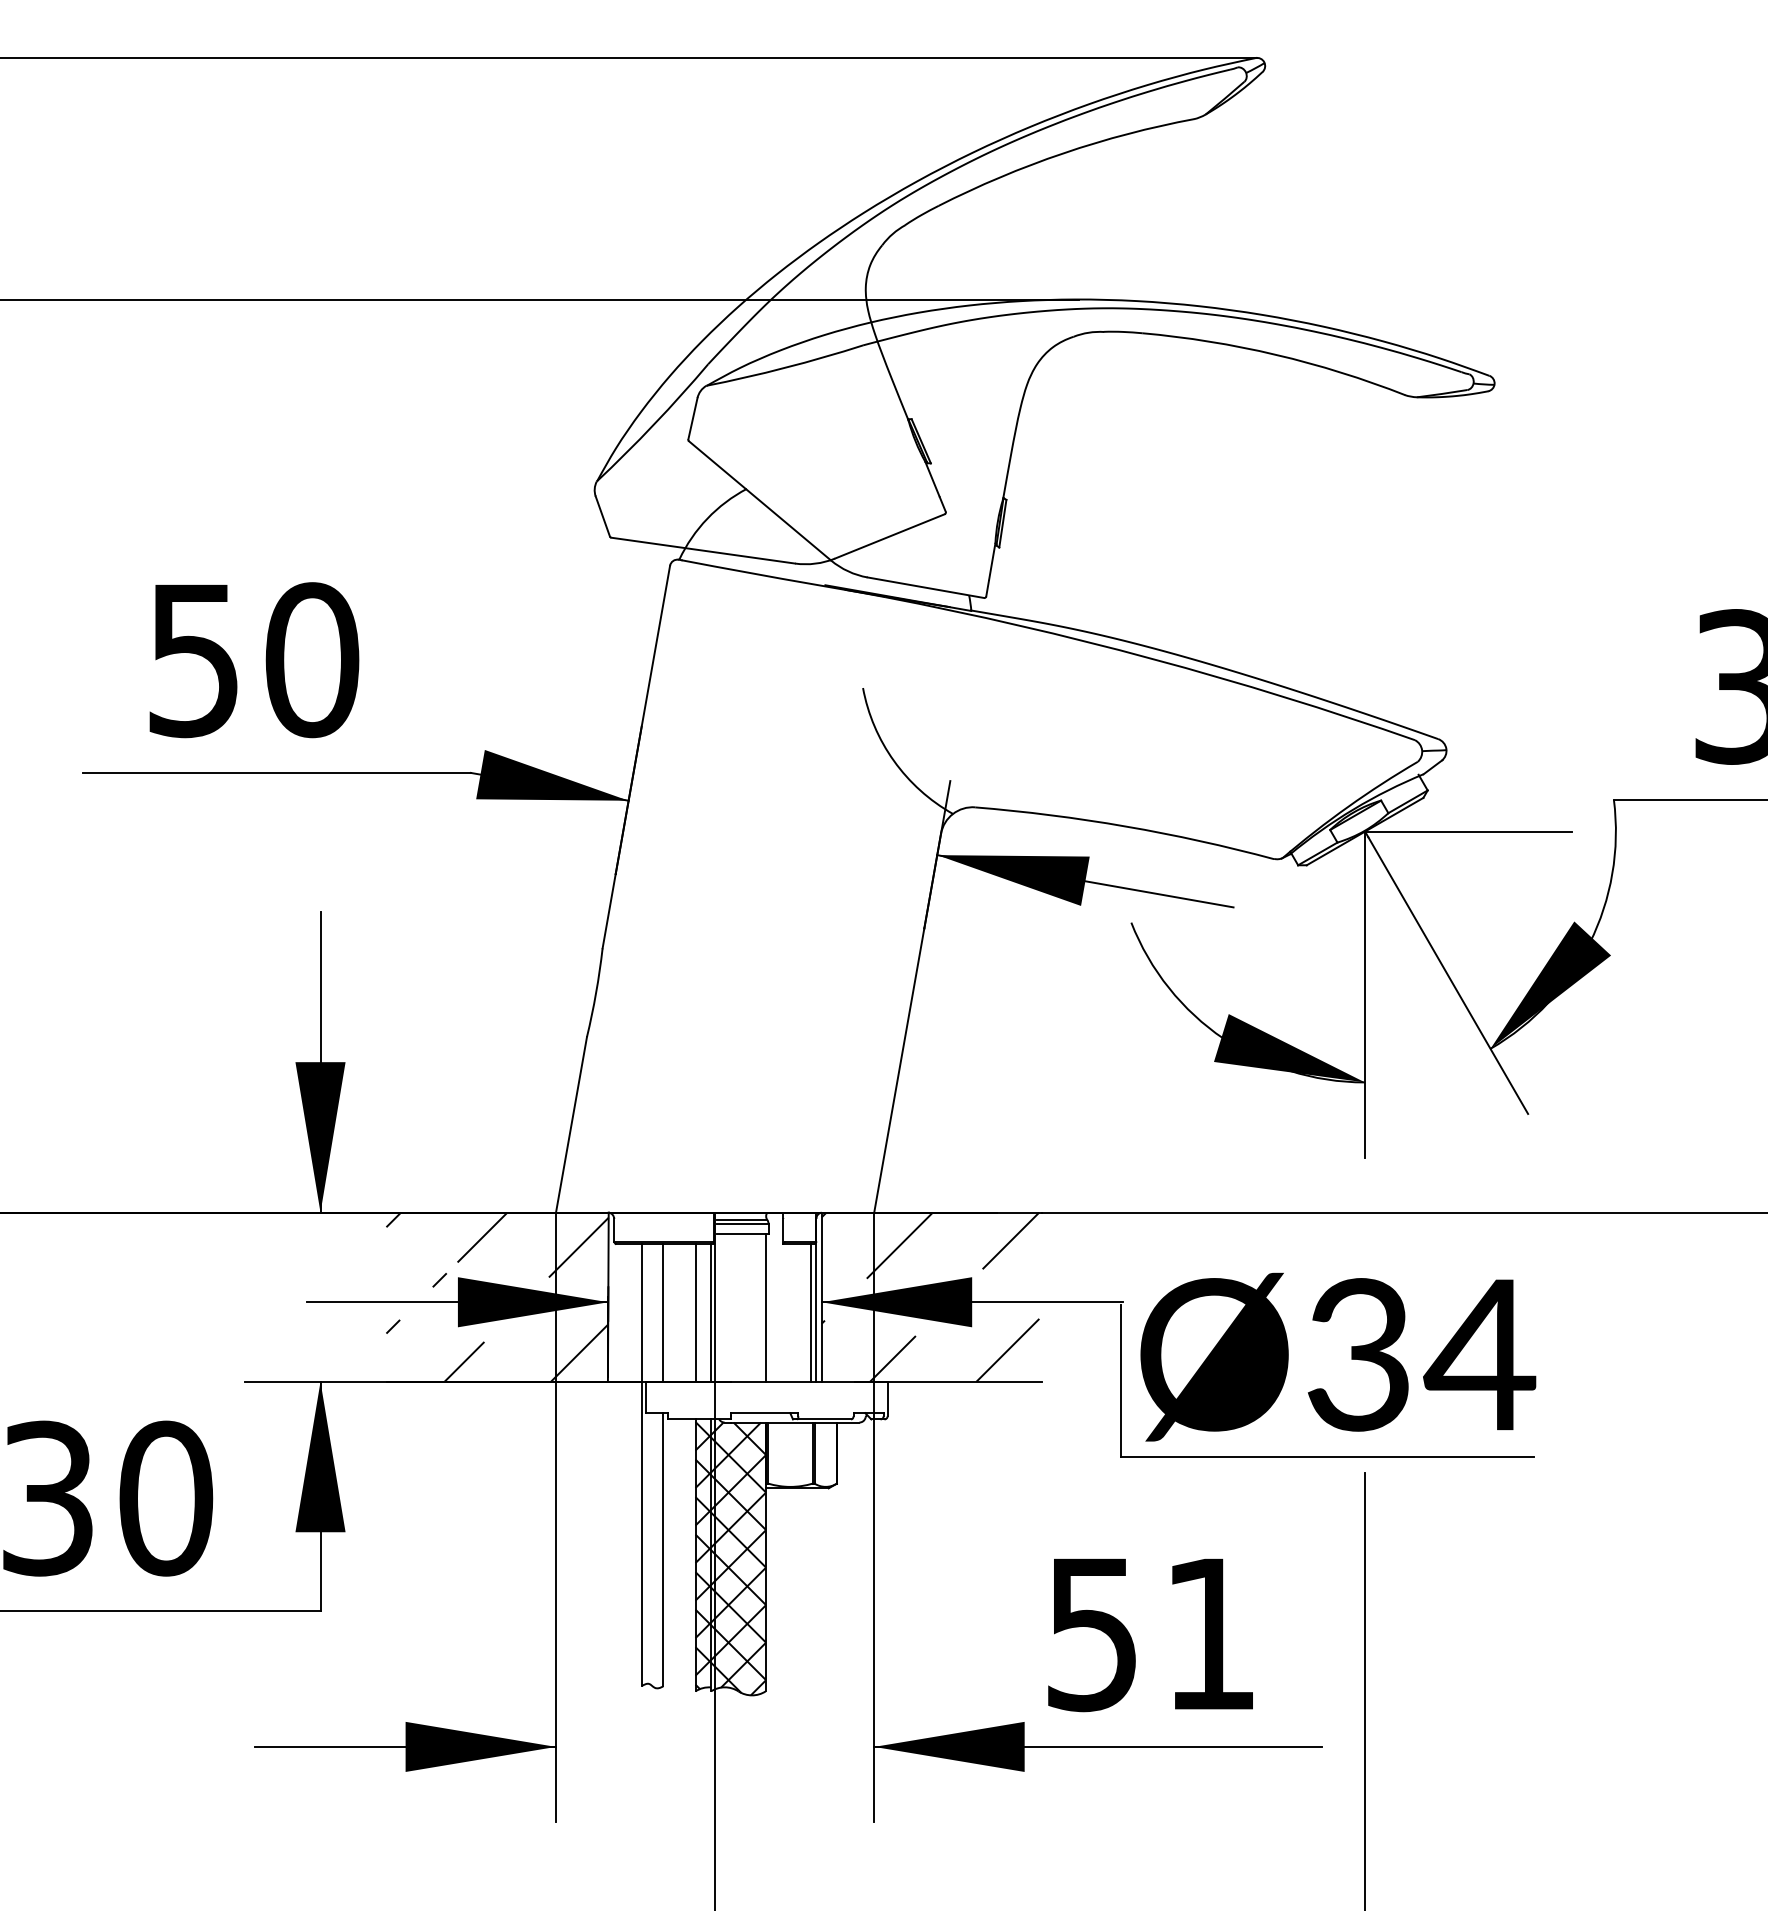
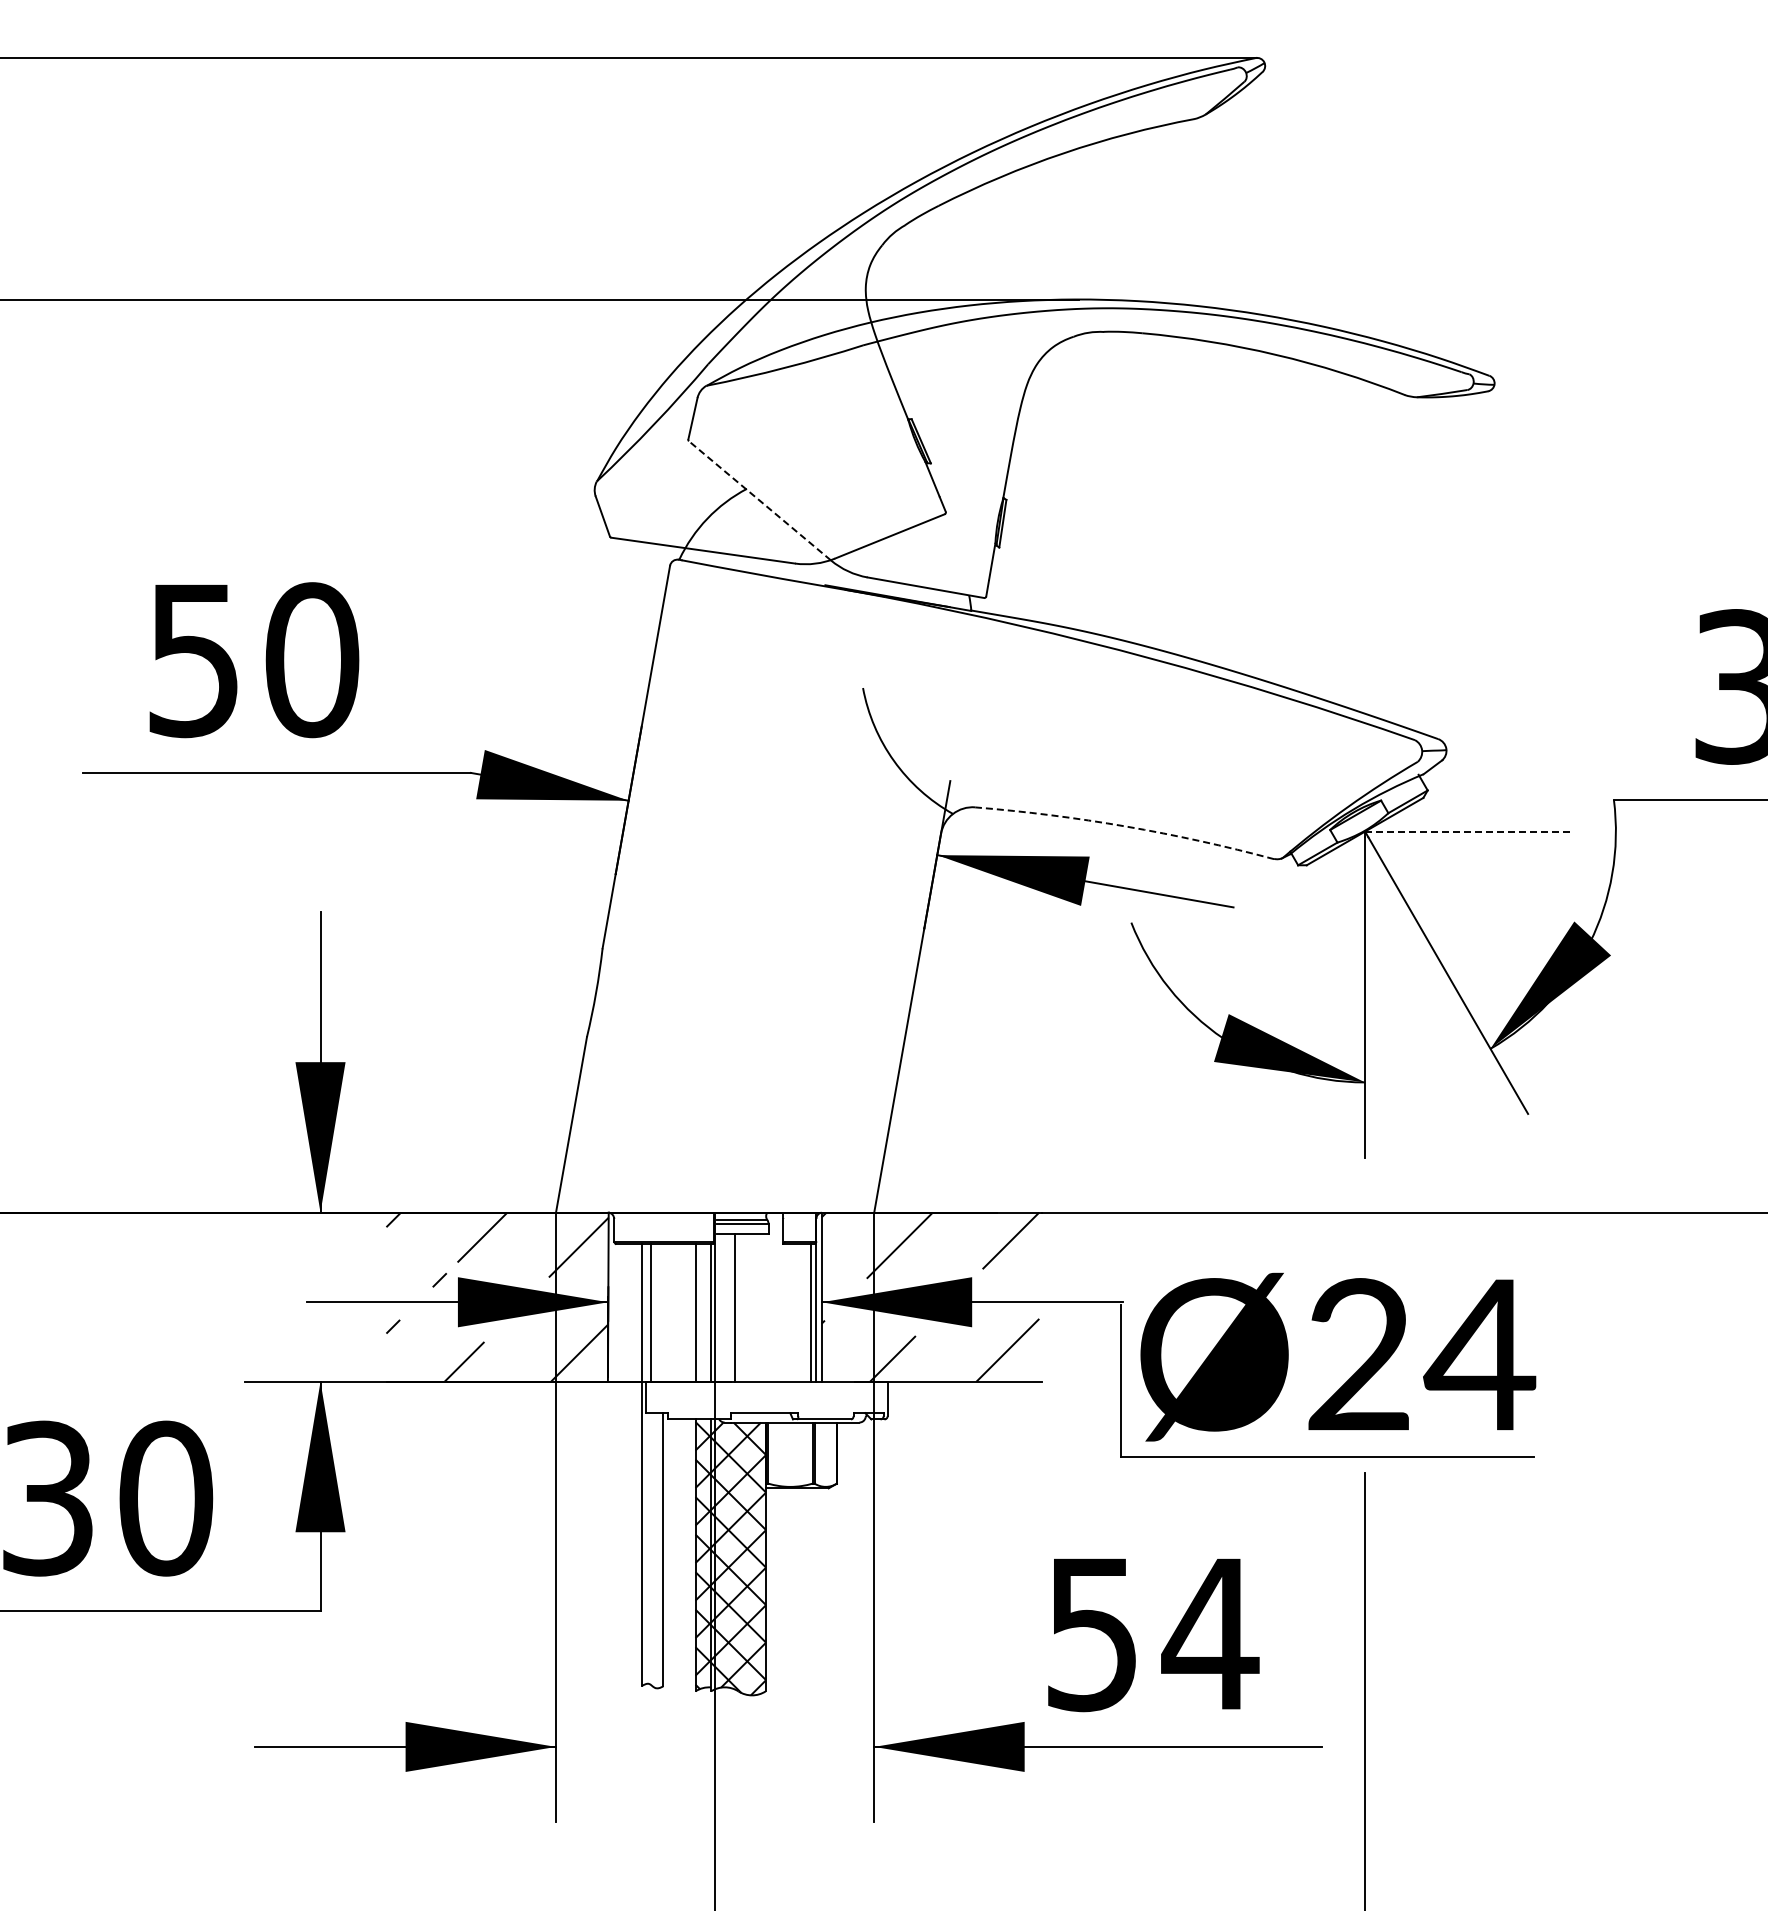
line: solid -> dashed (759, 500)
arc: solid -> dashed (1125, 826)
line: solid -> dashed (1468, 831)
line position: (765, 1307) -> (734, 1307) (734, 1307)
line position: (663, 1312) -> (651, 1312) (651, 1312)
text: Ø34 -> Ø24 (1357, 1354)
text: 51 -> 54 (1210, 1633)
